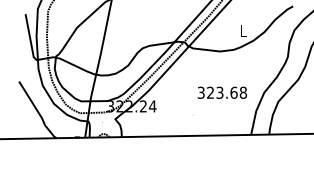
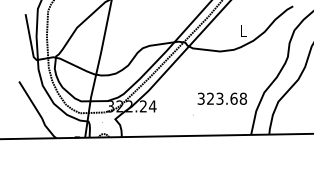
text position: (221, 92) -> (221, 98) (221, 98)
